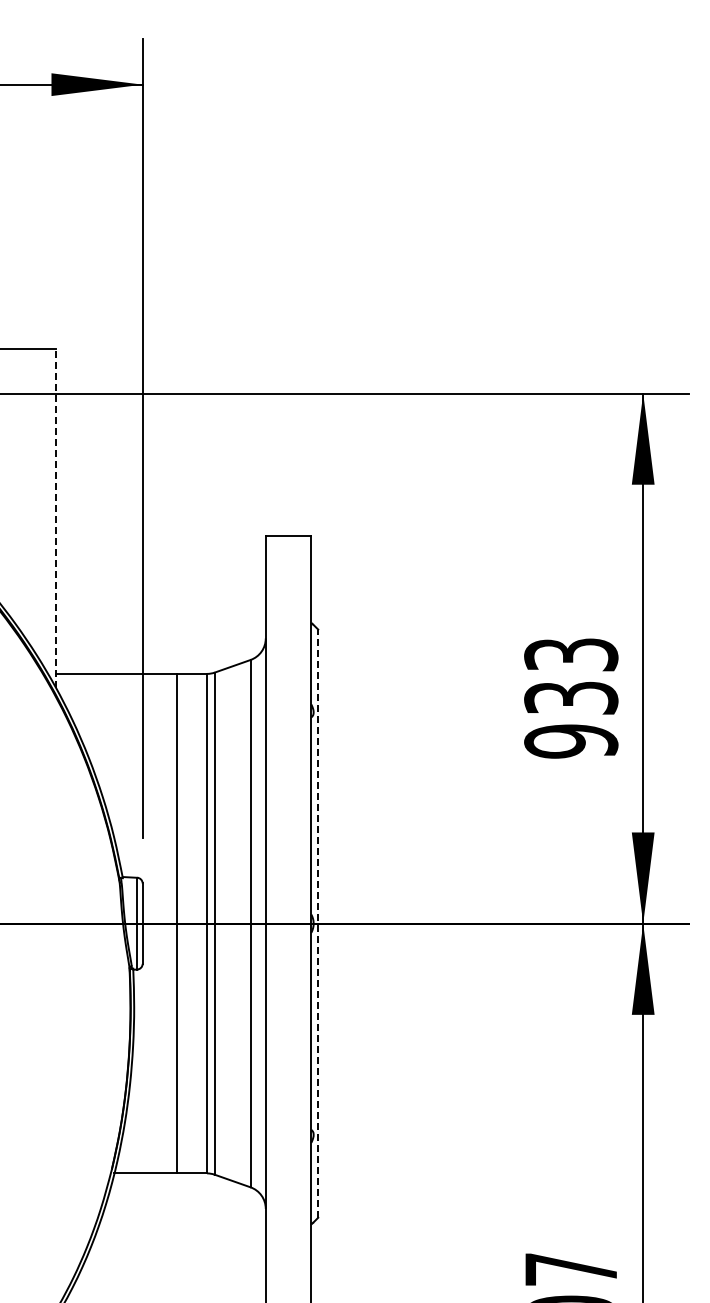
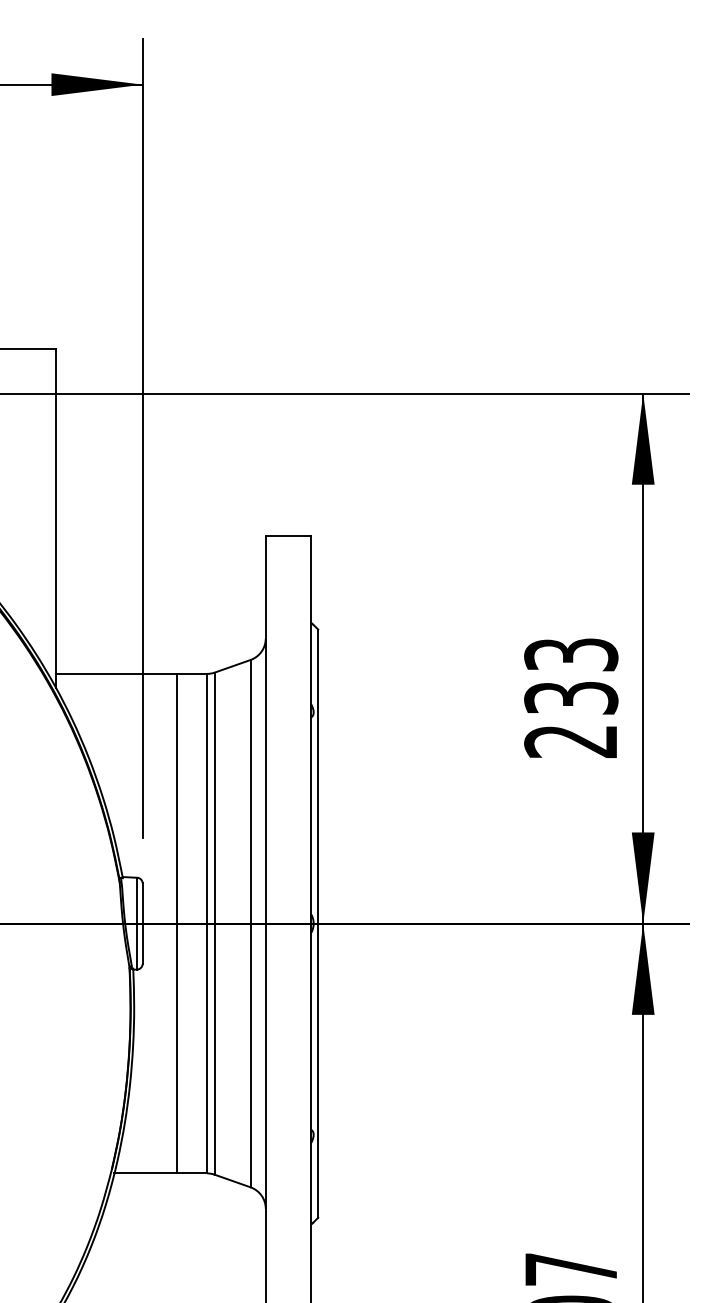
line: dashed -> solid (56, 518)
text: 933 -> 233 (571, 741)
line: dashed -> solid (318, 923)
